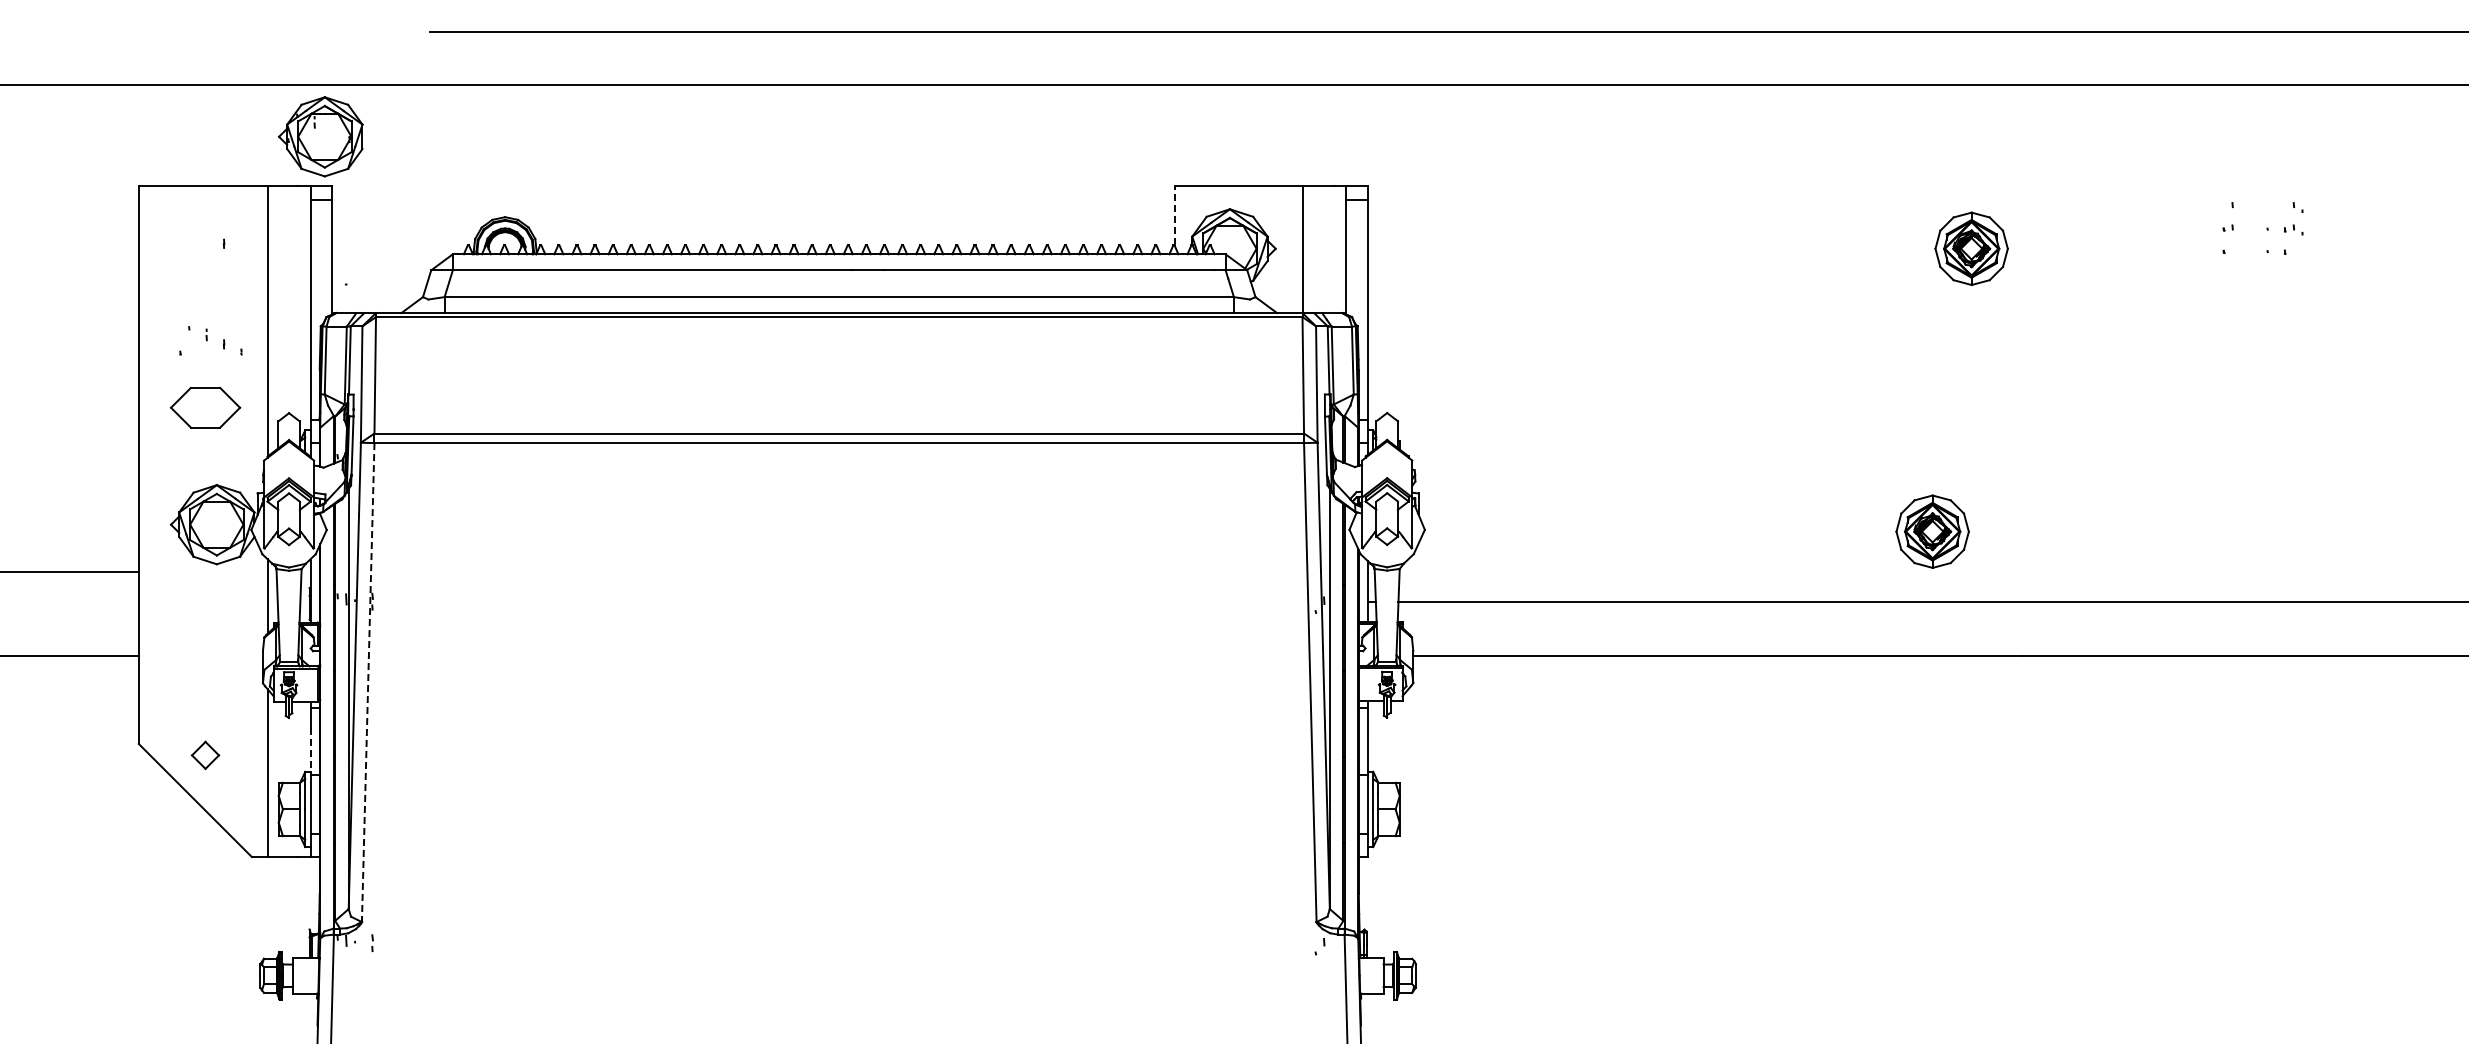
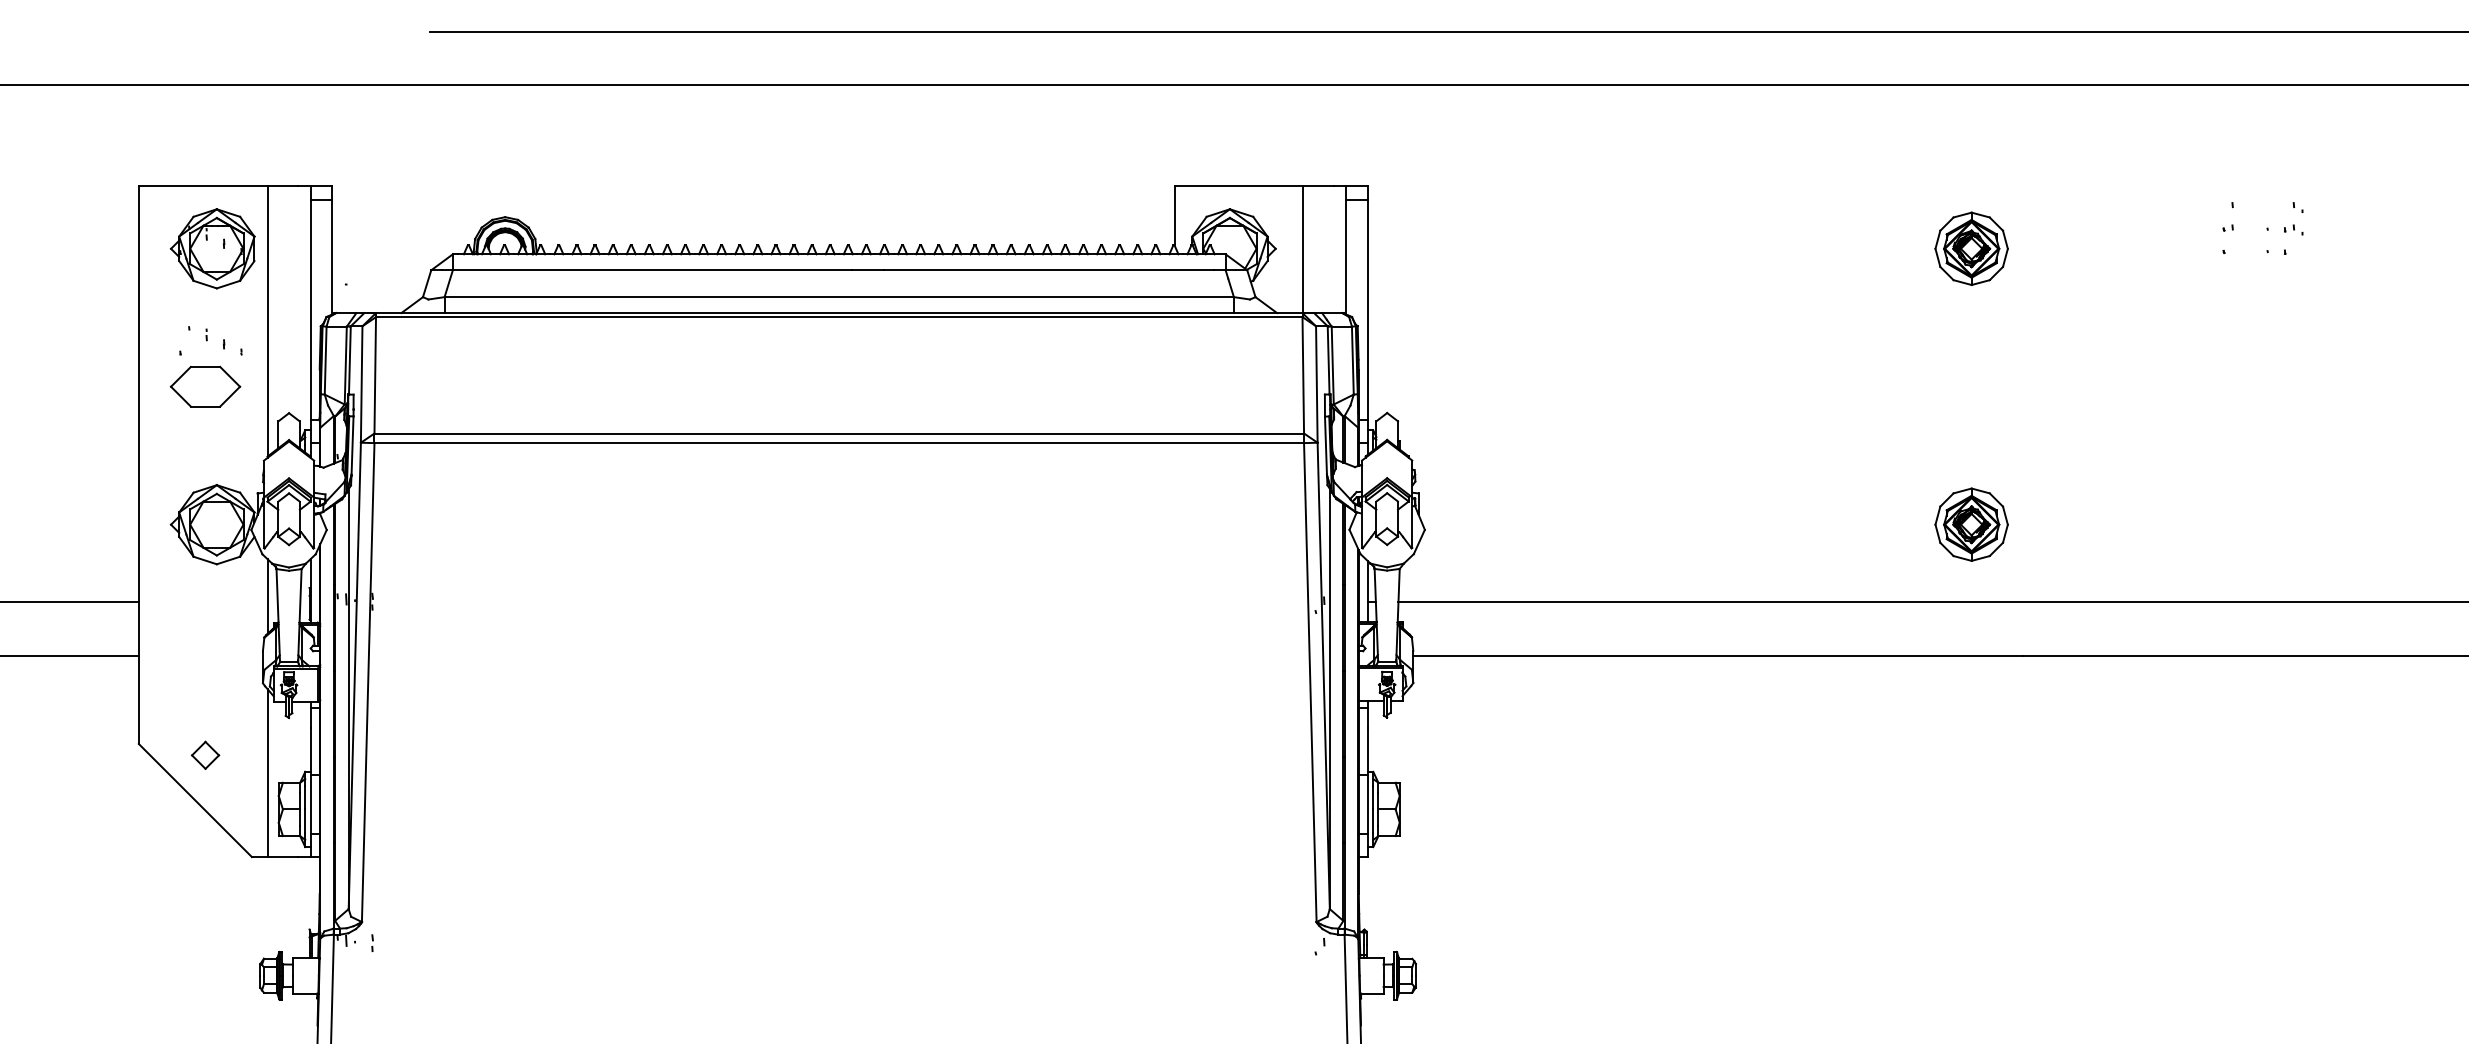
part position: (320, 136) -> (212, 248) (212, 248)
line: dashed -> solid (1174, 215)
part position: (205, 407) -> (205, 386) (205, 386)
part position: (1932, 531) -> (1971, 524) (1971, 524)
line position: (70, 572) -> (70, 602) (70, 602)
line: dashed -> solid (368, 682)
line: dashed -> solid (310, 751)
